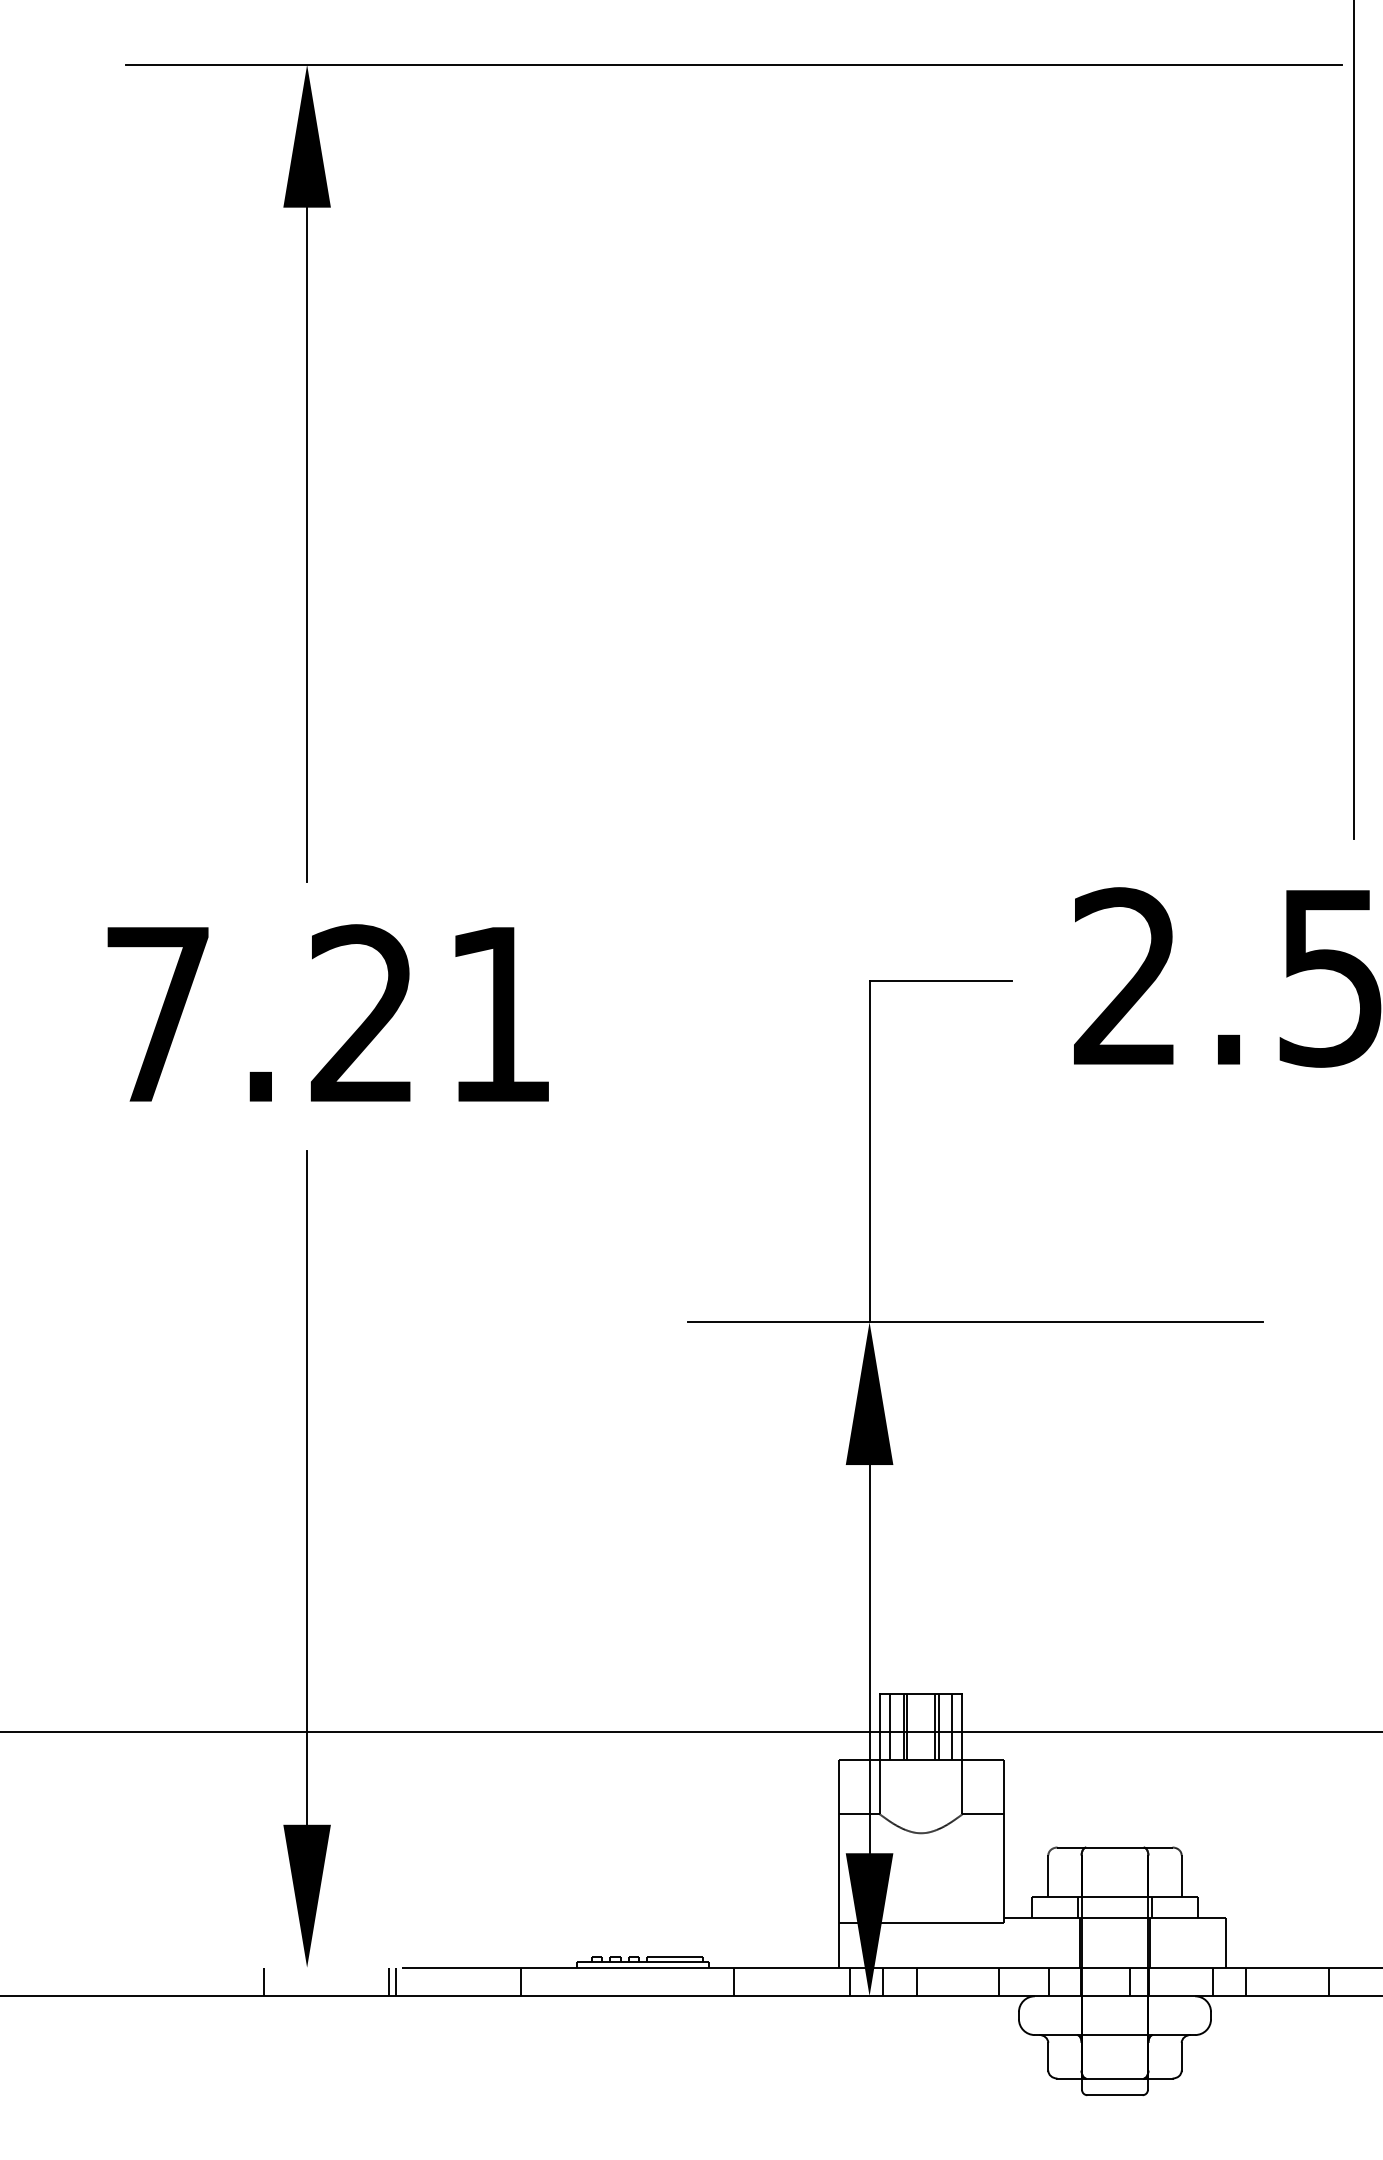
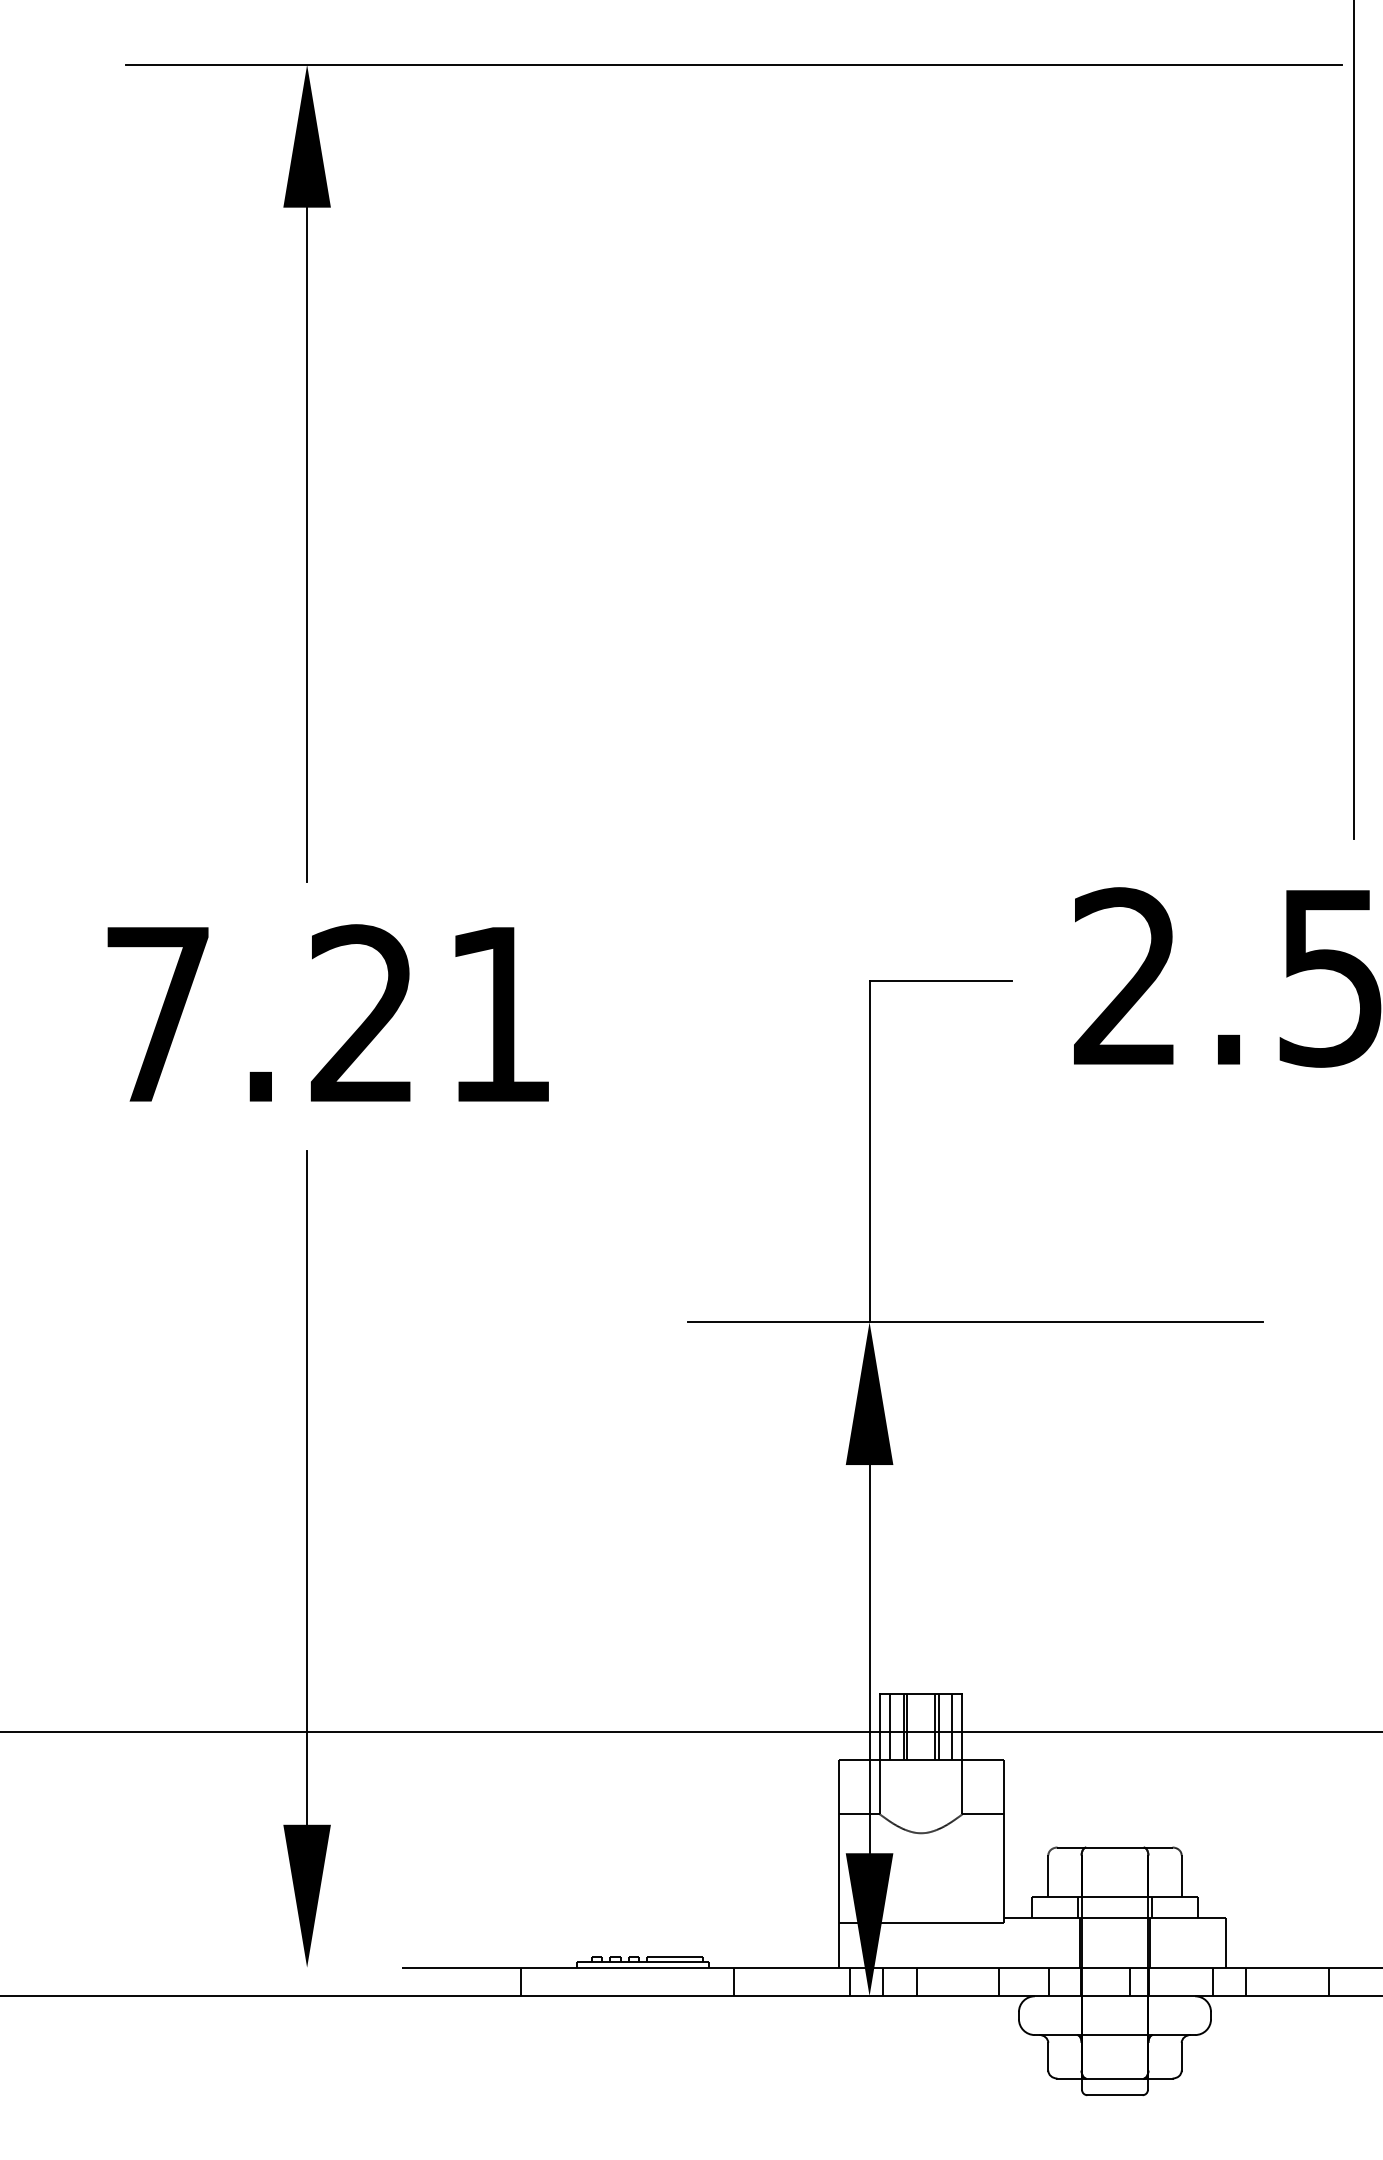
line: present -> none (263, 1981)
line: present -> none (389, 1981)
line: present -> none (395, 1981)
